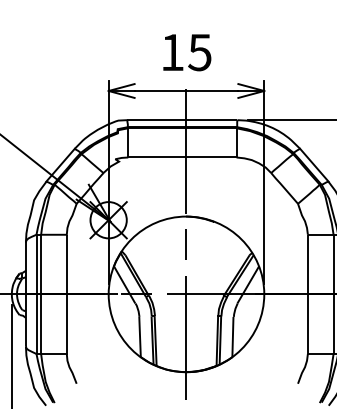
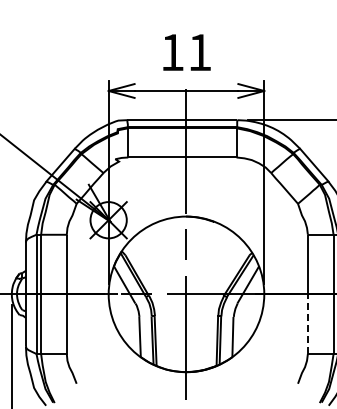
text: 15 -> 11 (199, 52)
line: solid -> dashed (307, 324)
